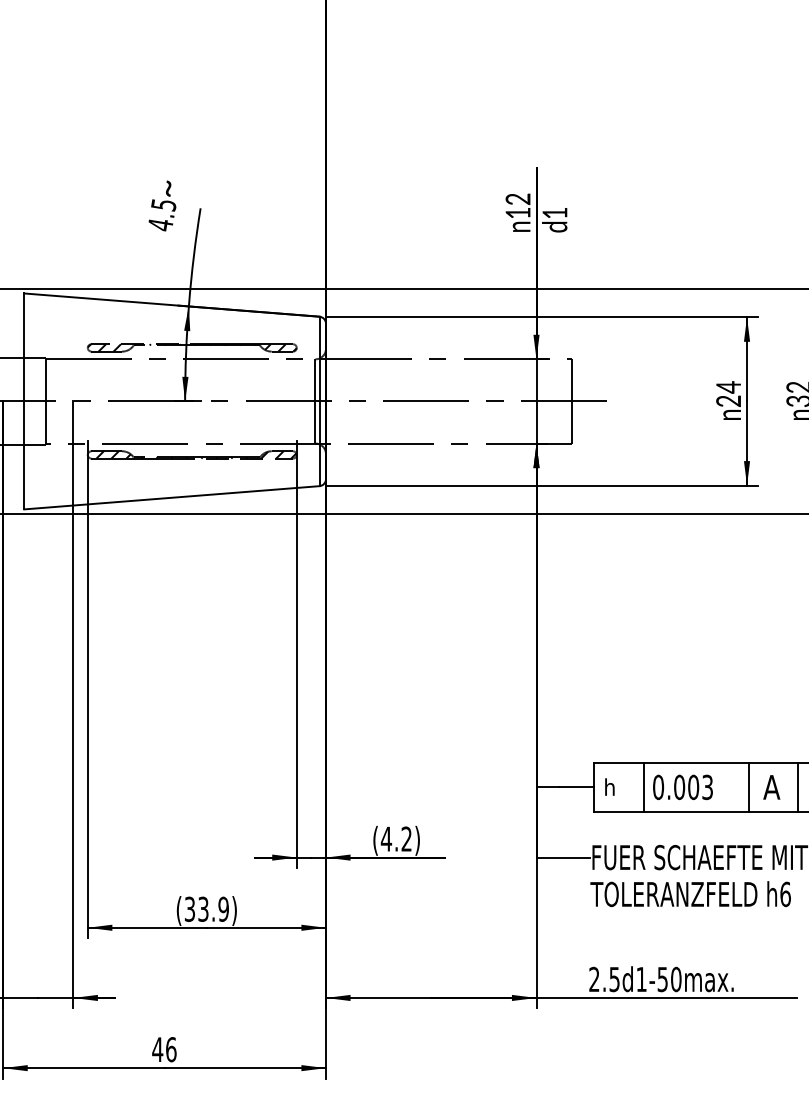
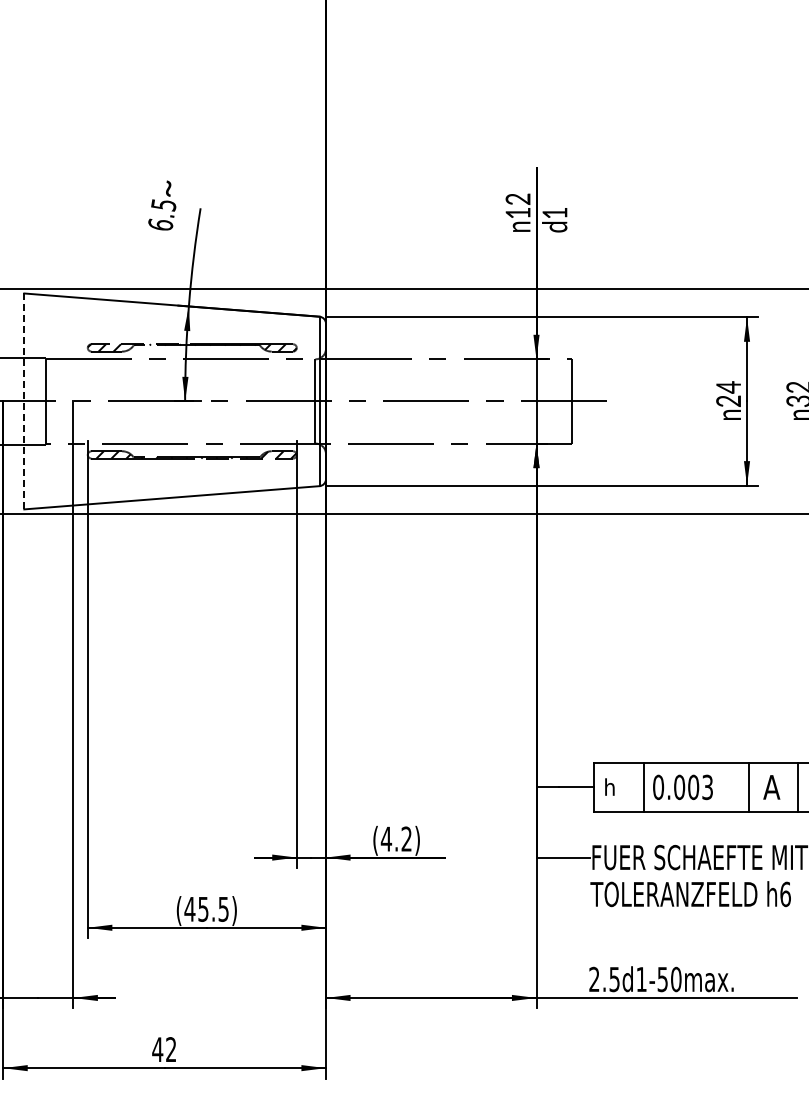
text: 4.5 -> 6.5 (160, 224)
line: solid -> dashed (24, 401)
text: (33.9) -> (45.5) (206, 908)
text: 46 -> 42 (171, 1049)
